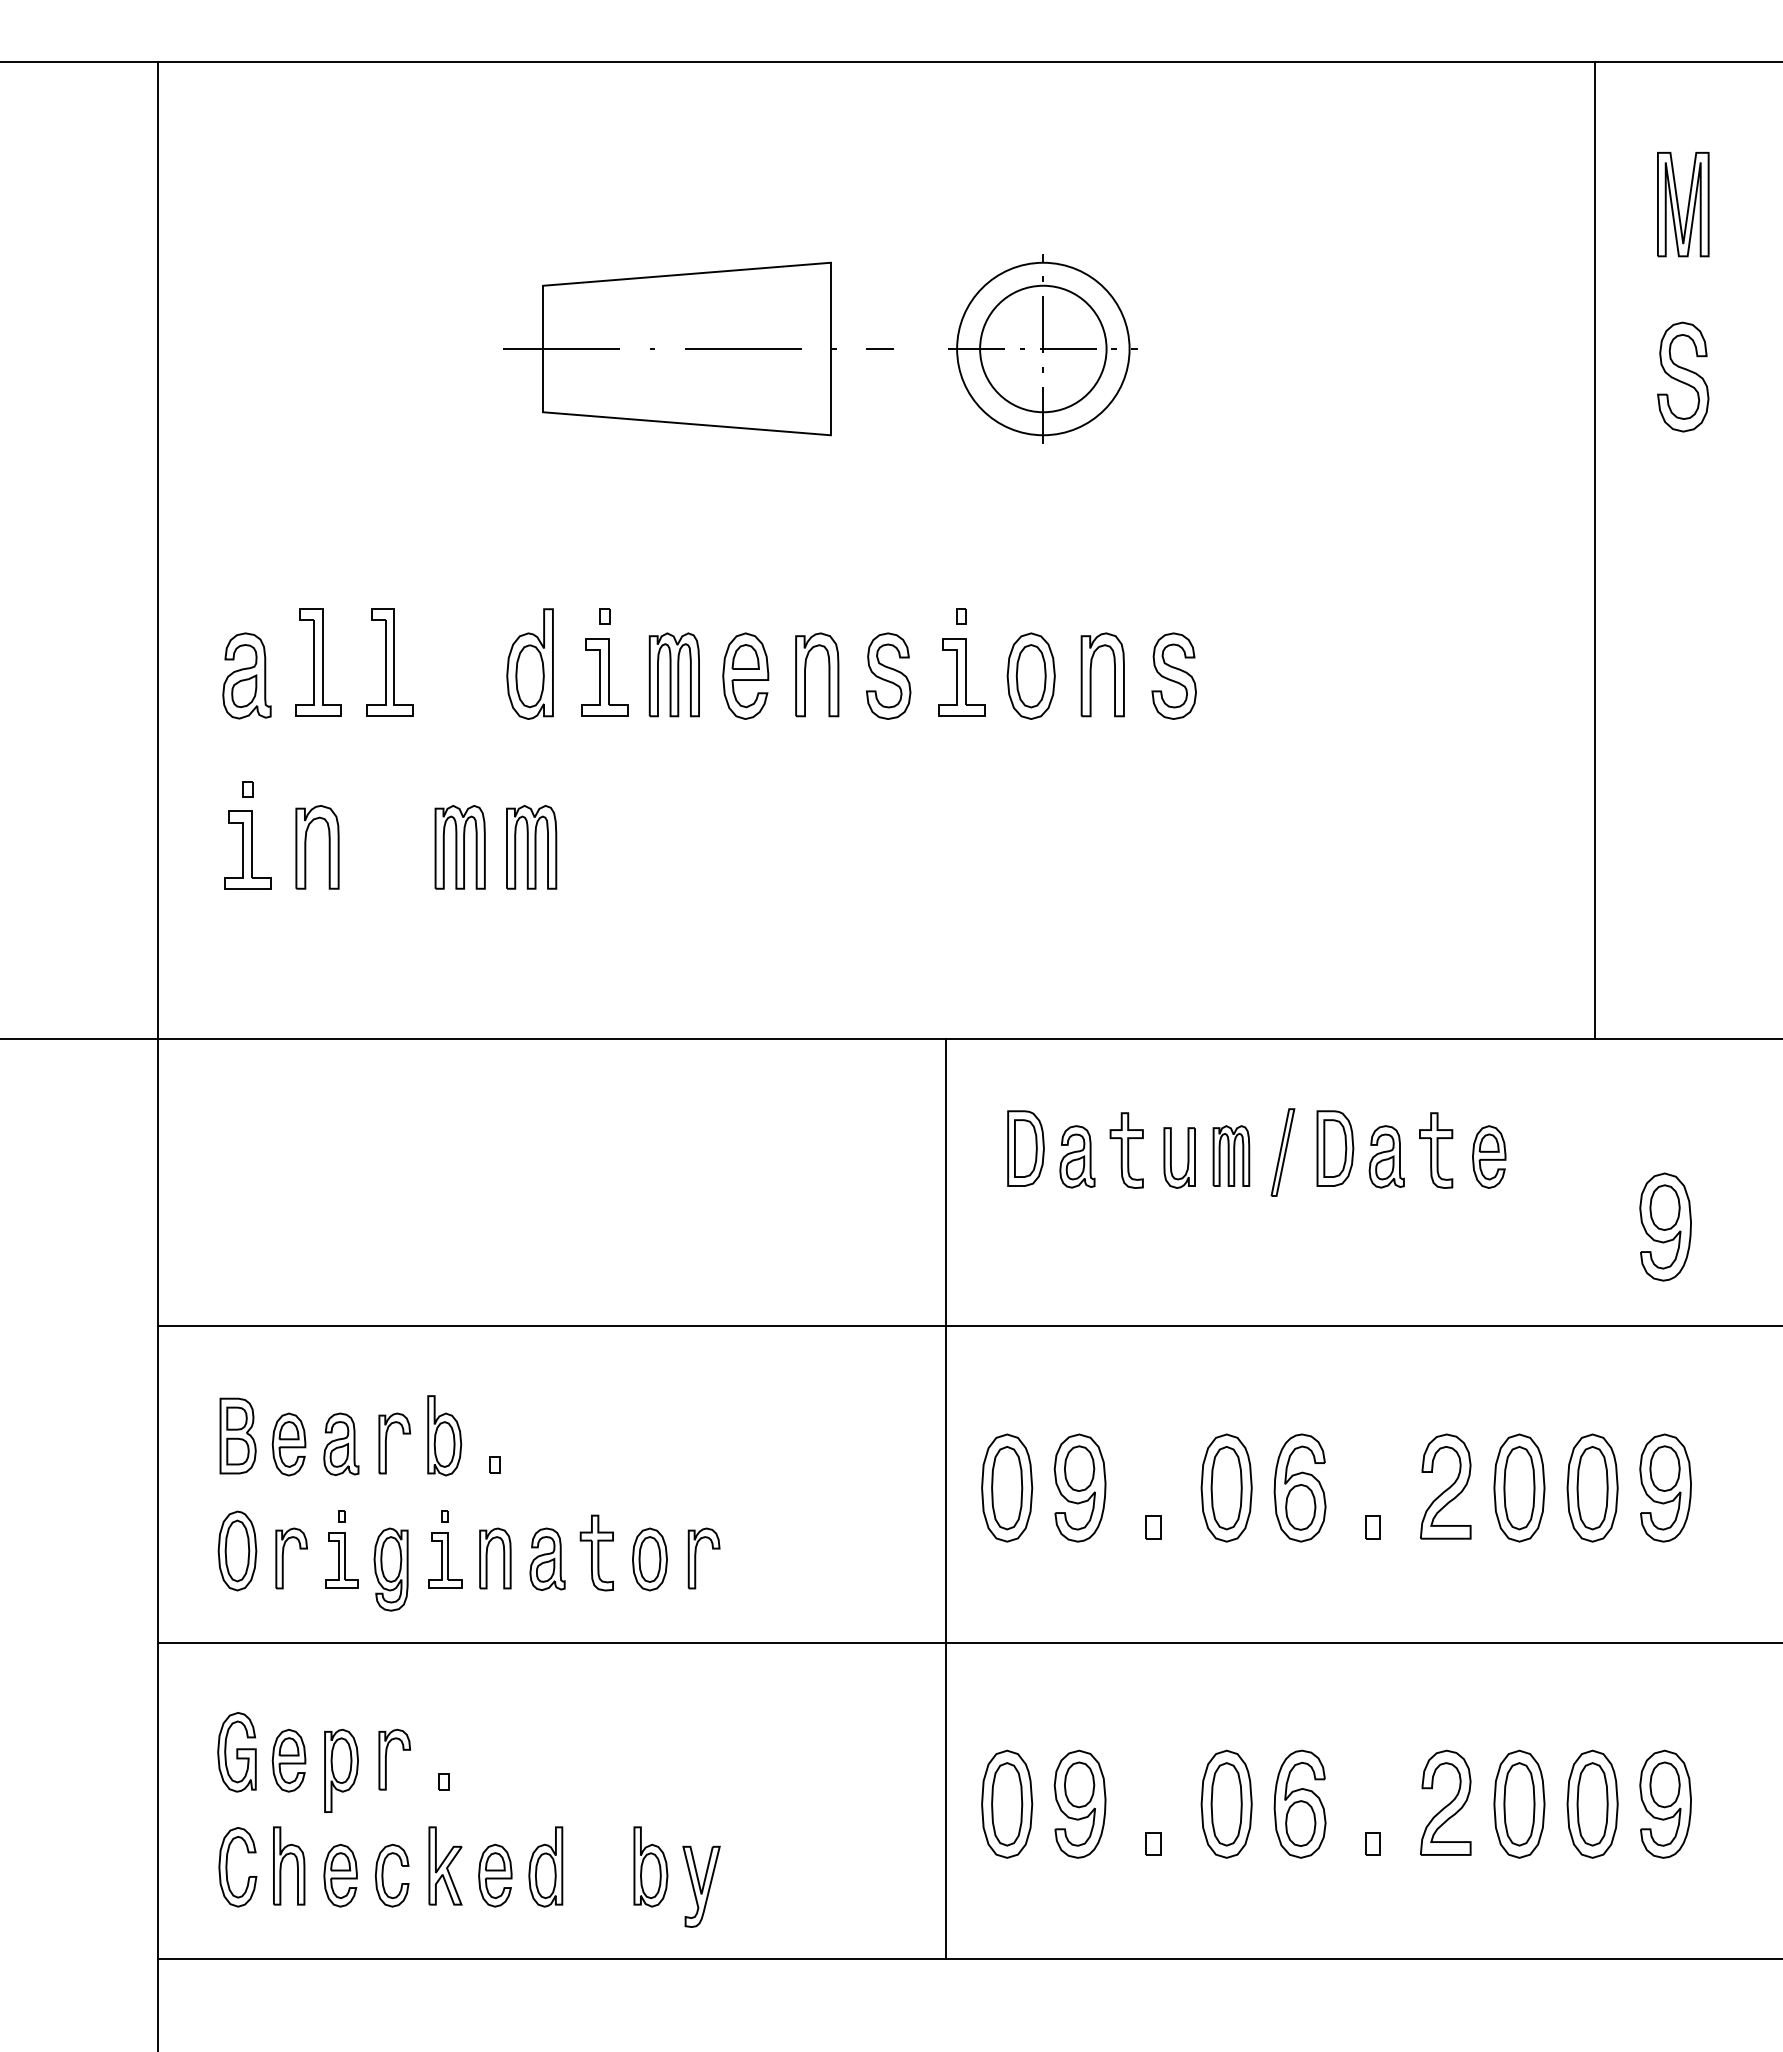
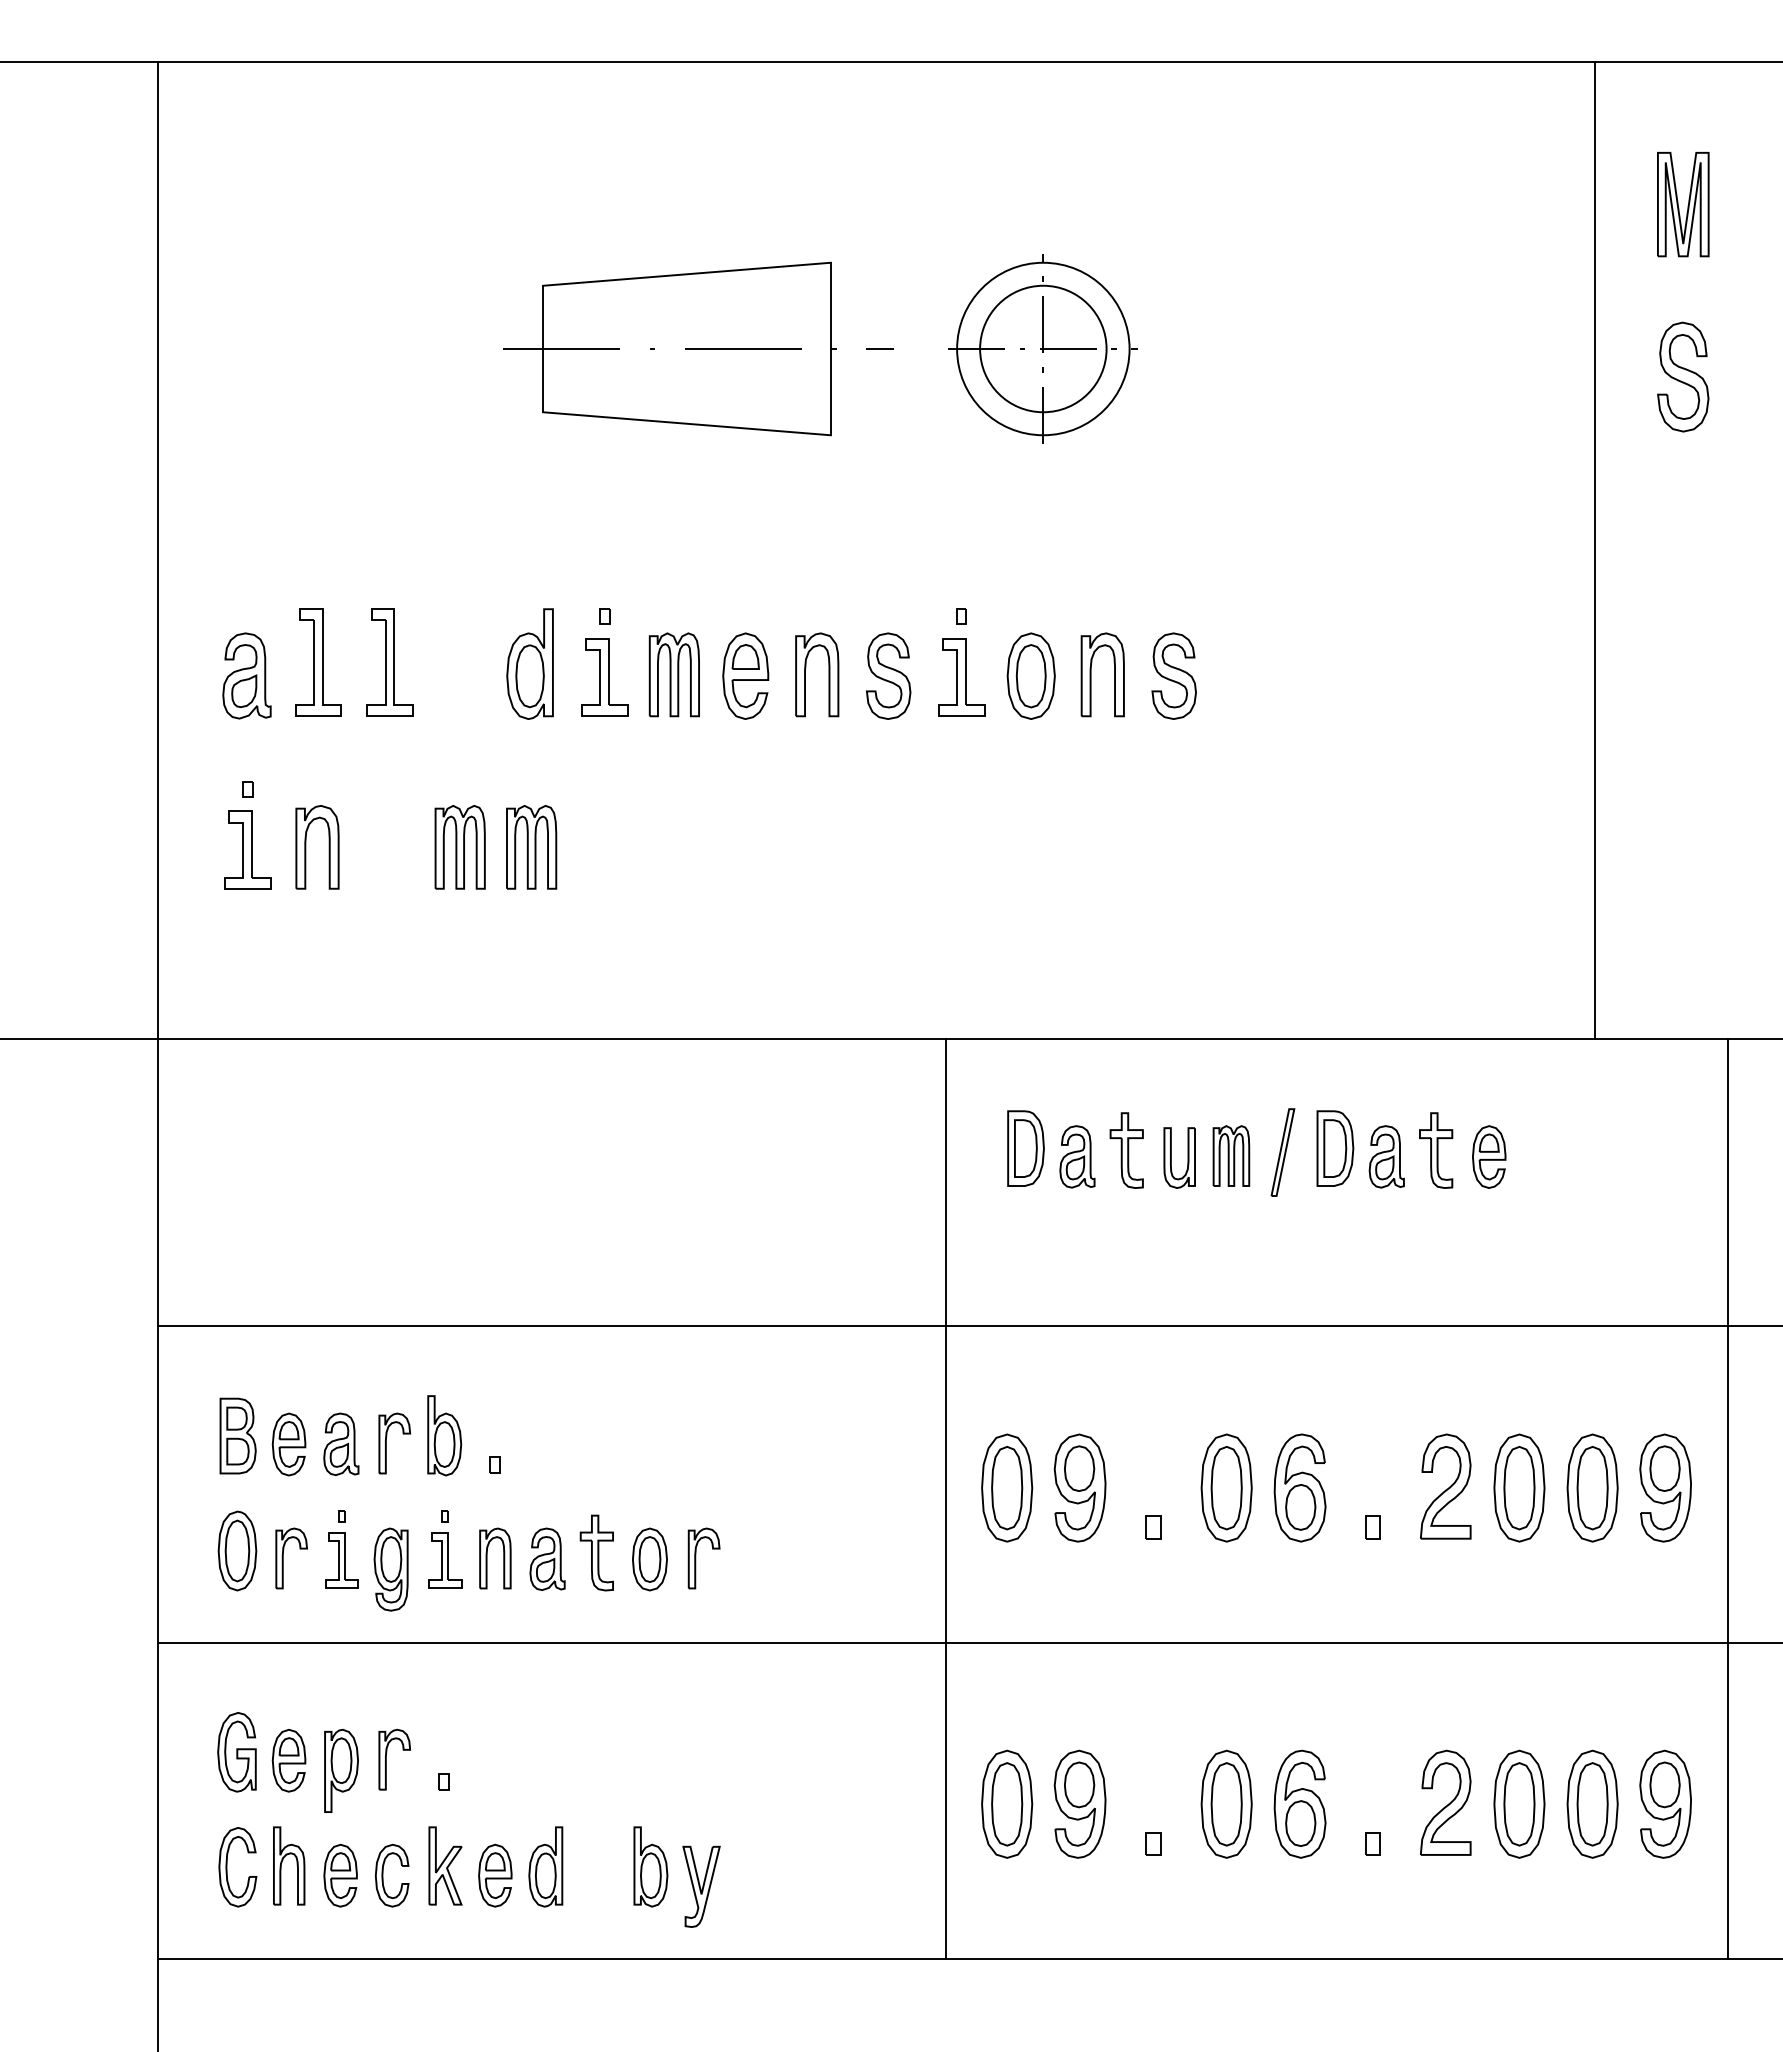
part: present -> none (1665, 1226)
line: none -> present (1727, 1498)
